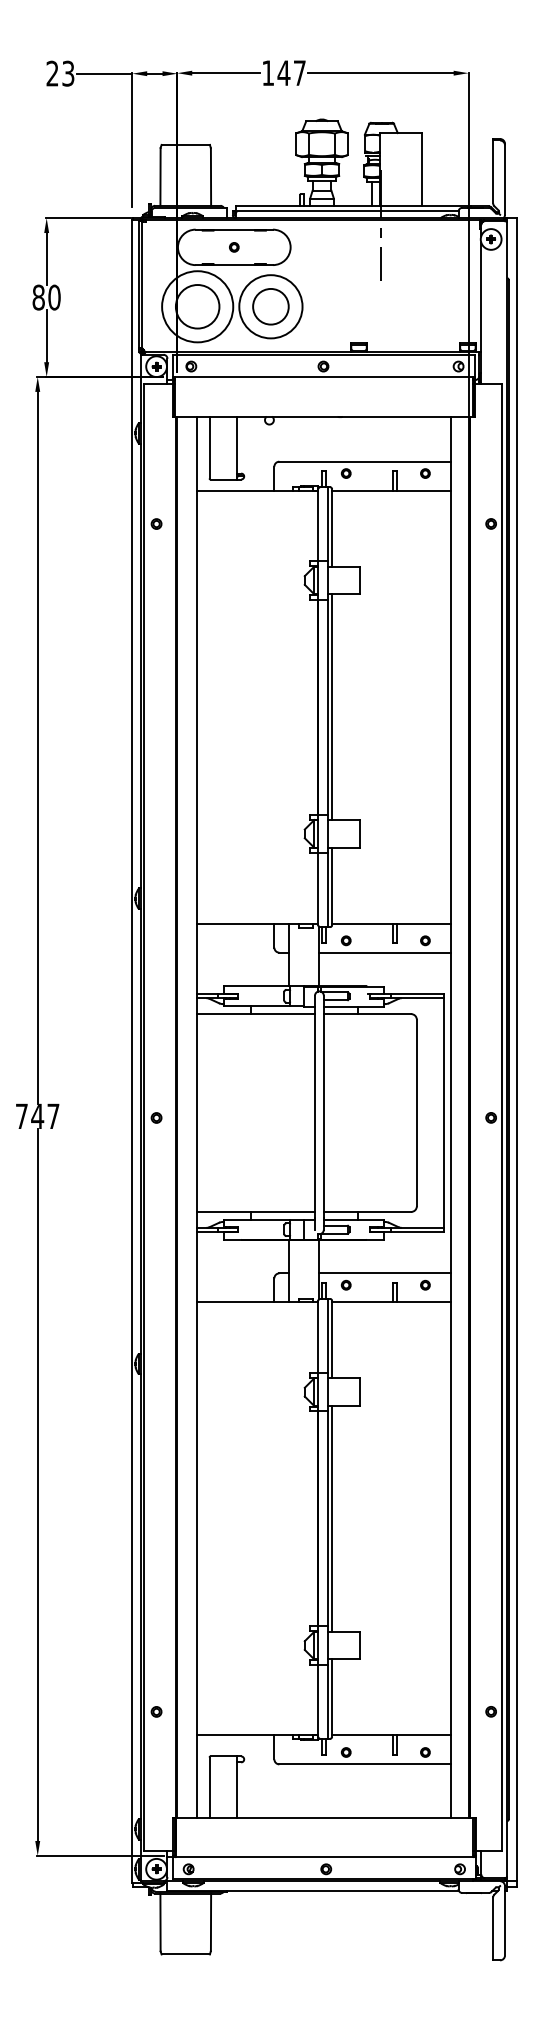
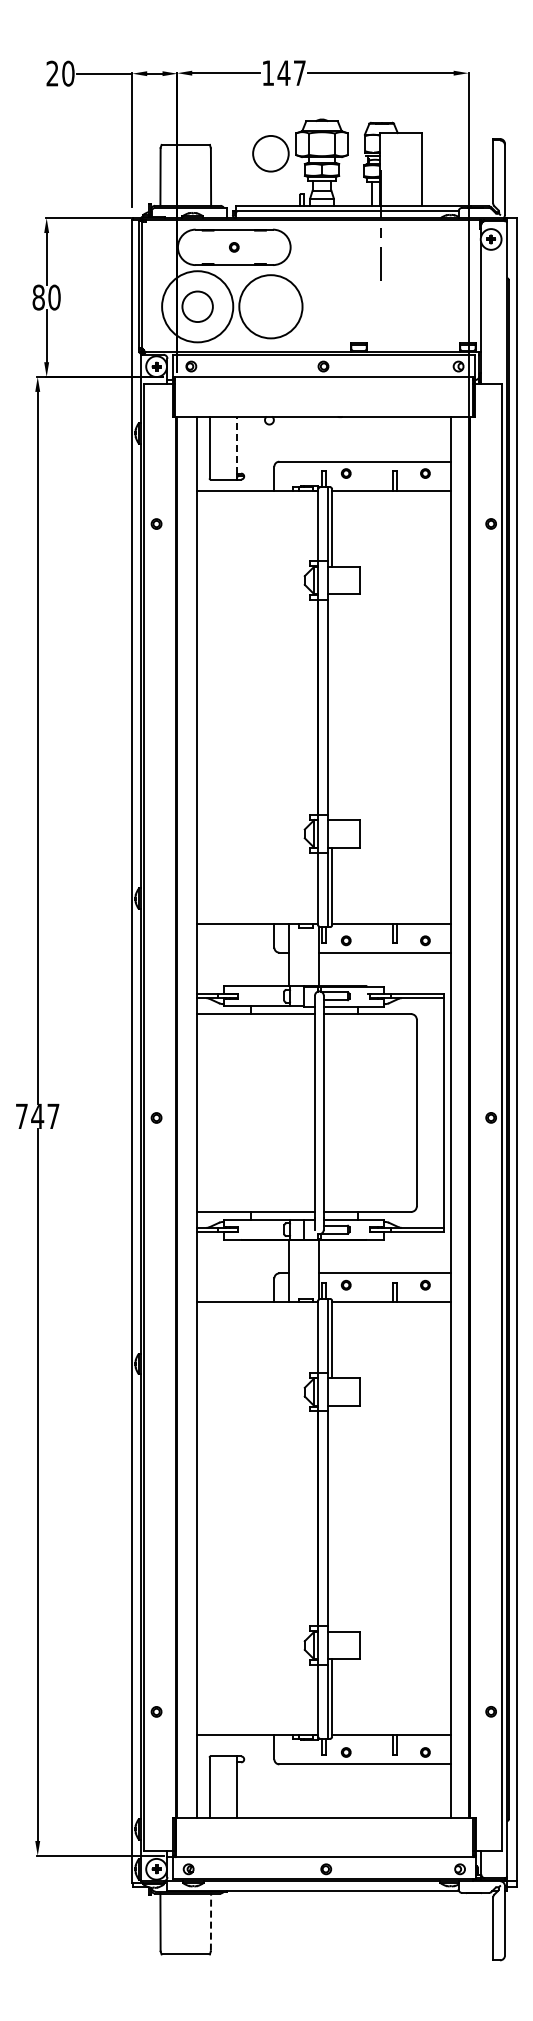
text: 23 -> 20 (68, 73)
circle diameter: 44 px -> 30 px (197, 306)
circle position: (270, 306) -> (270, 153) (270, 153)
line: solid -> dashed (237, 444)
line: present -> none (332, 707)
line: present -> none (332, 1518)
line: solid -> dashed (211, 1922)
